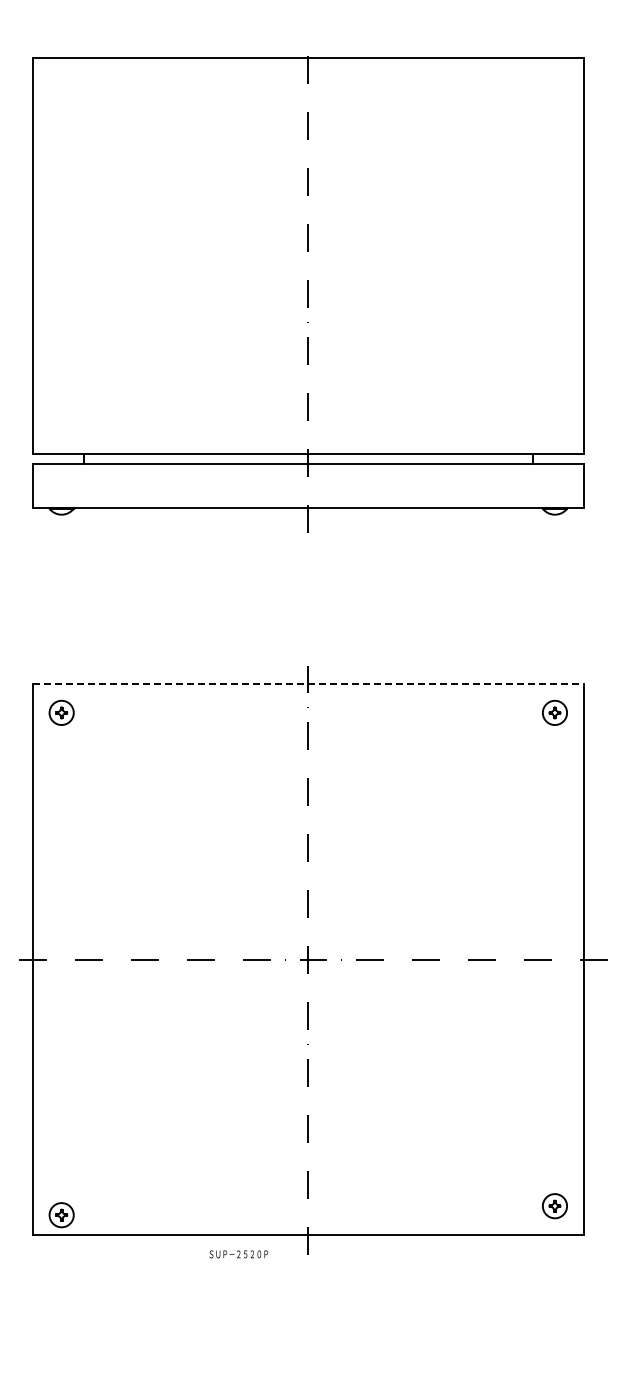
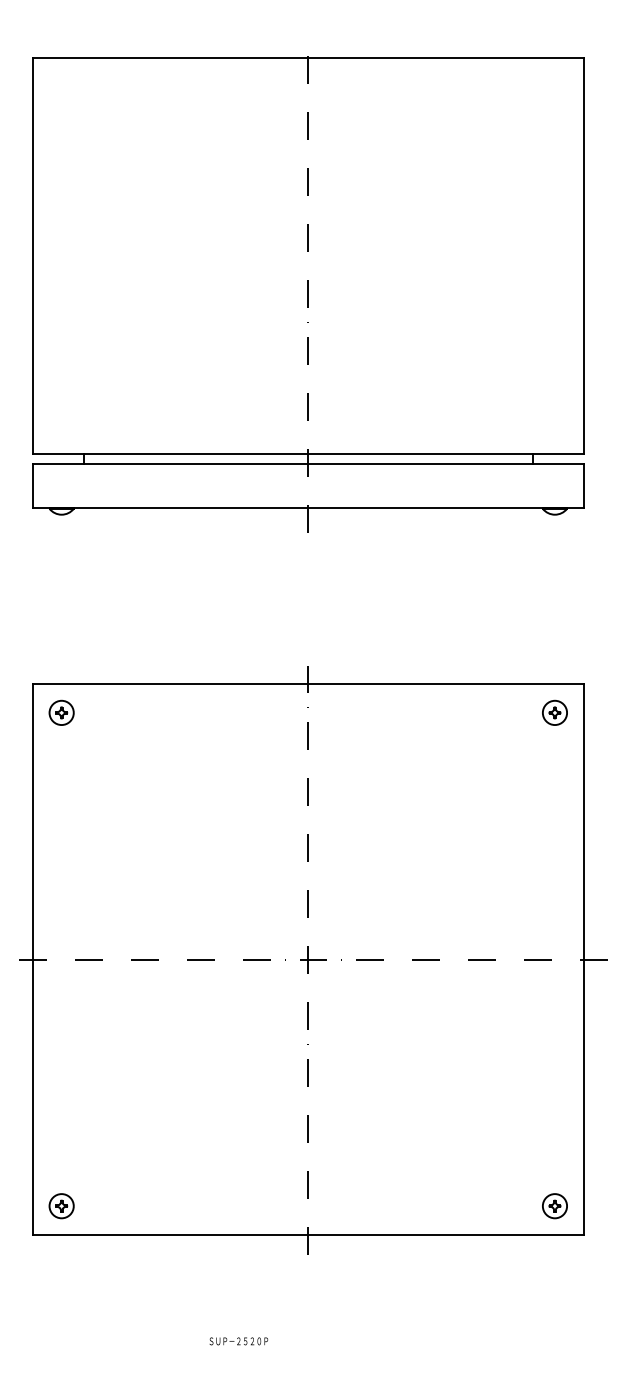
line: dashed -> solid (308, 684)
part position: (61, 1215) -> (61, 1206) (61, 1206)
text position: (238, 1254) -> (238, 1341) (238, 1341)
